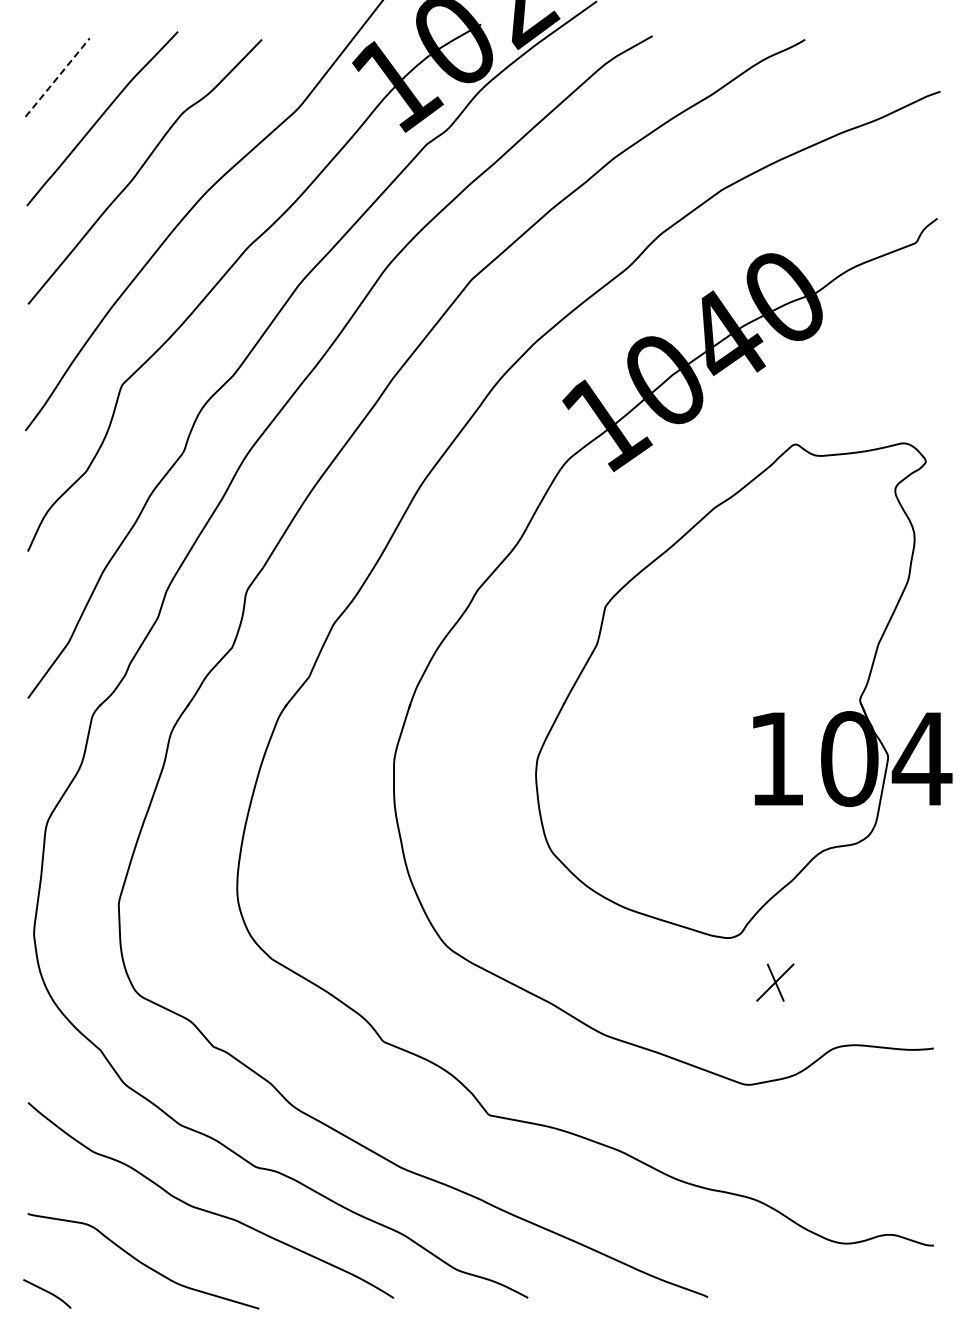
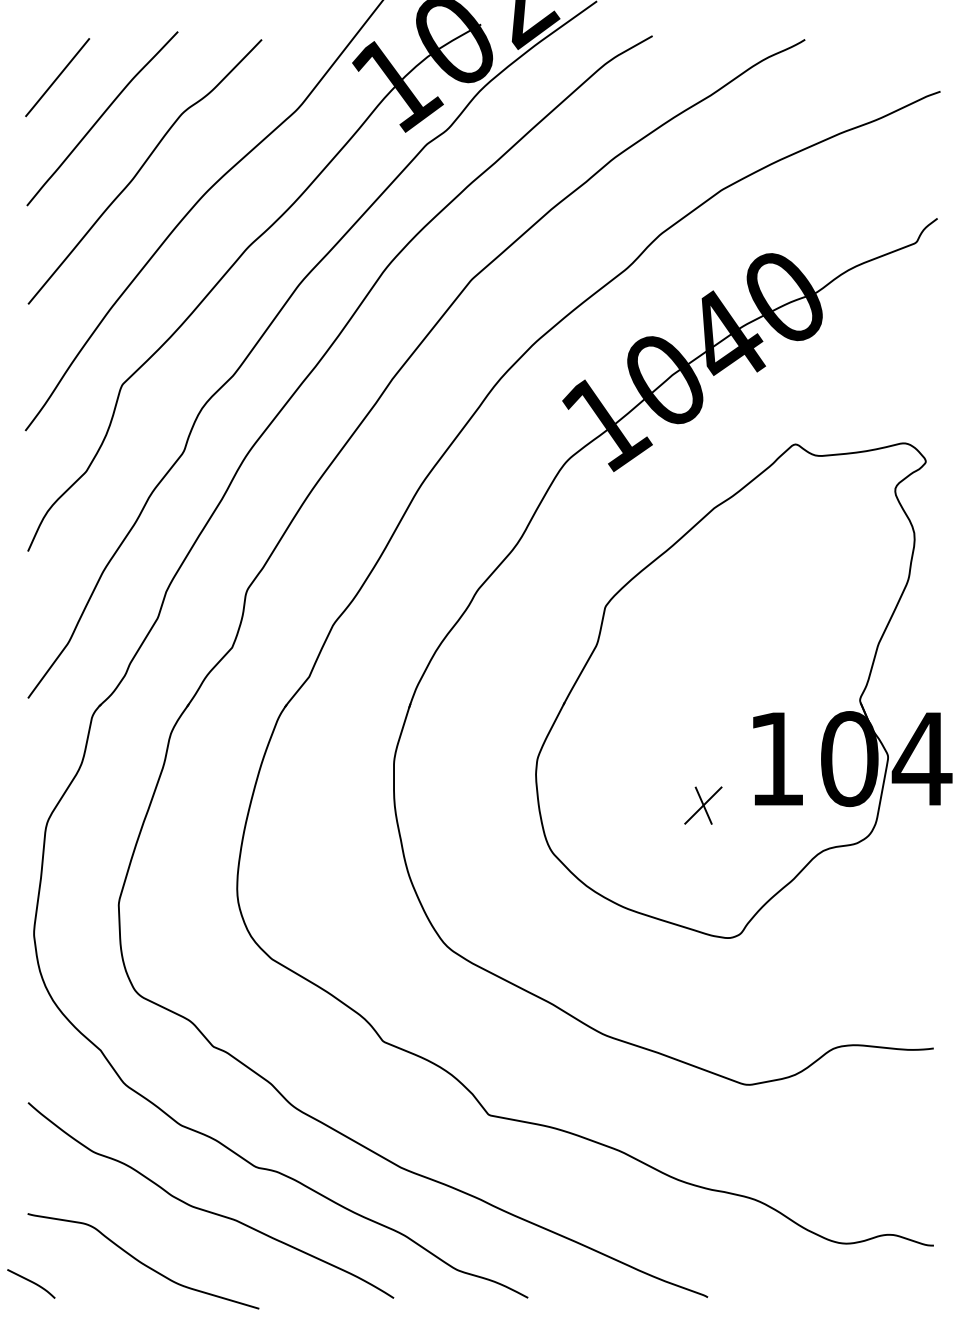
line: dashed -> solid (58, 77)
part position: (775, 982) -> (703, 805) (703, 805)
curve position: (47, 1292) -> (31, 1282) (31, 1282)
